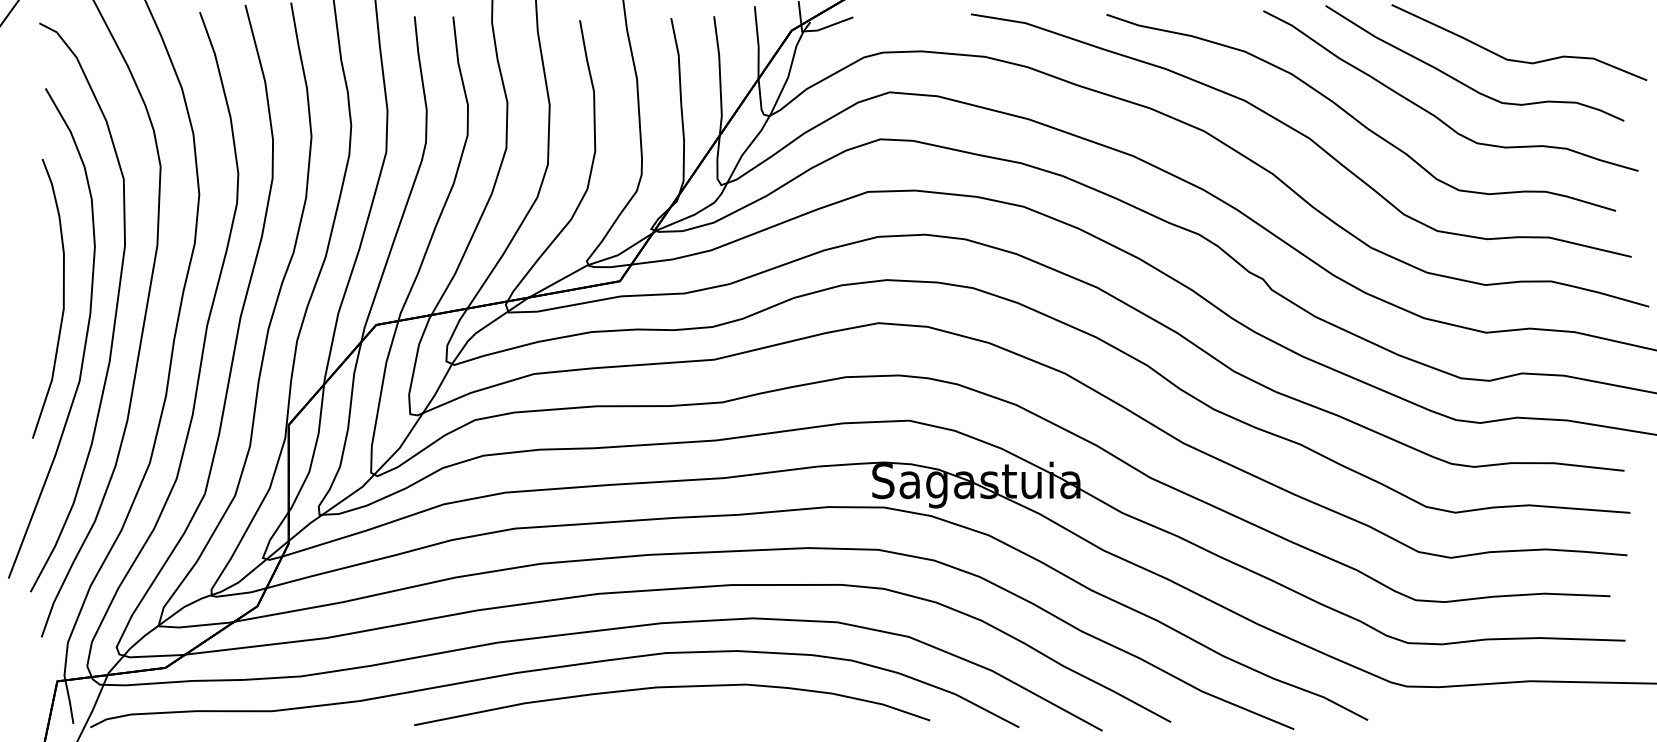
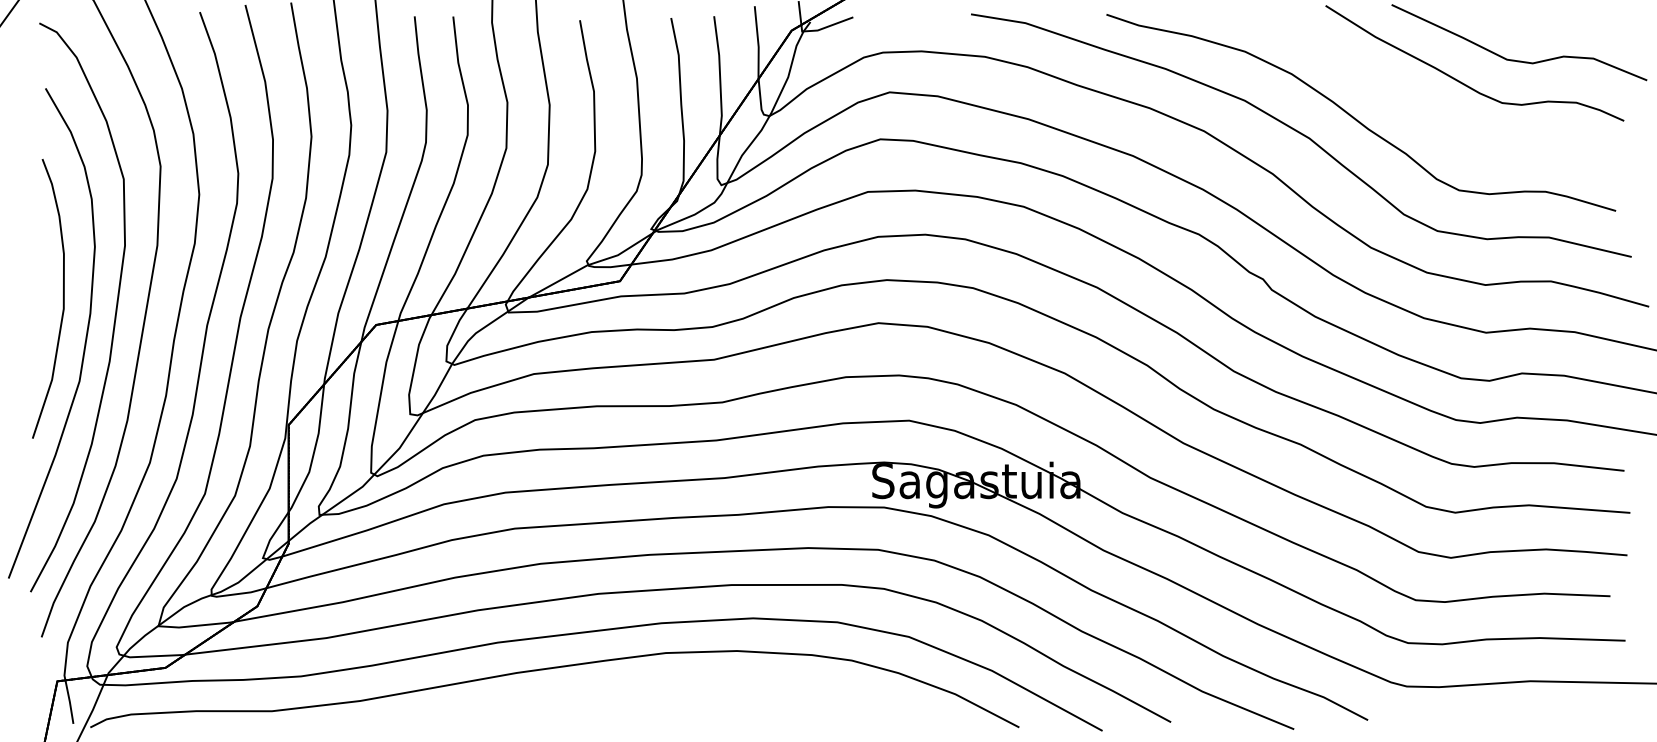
part: present -> none (1434, 114)
curve: present -> none (672, 687)
